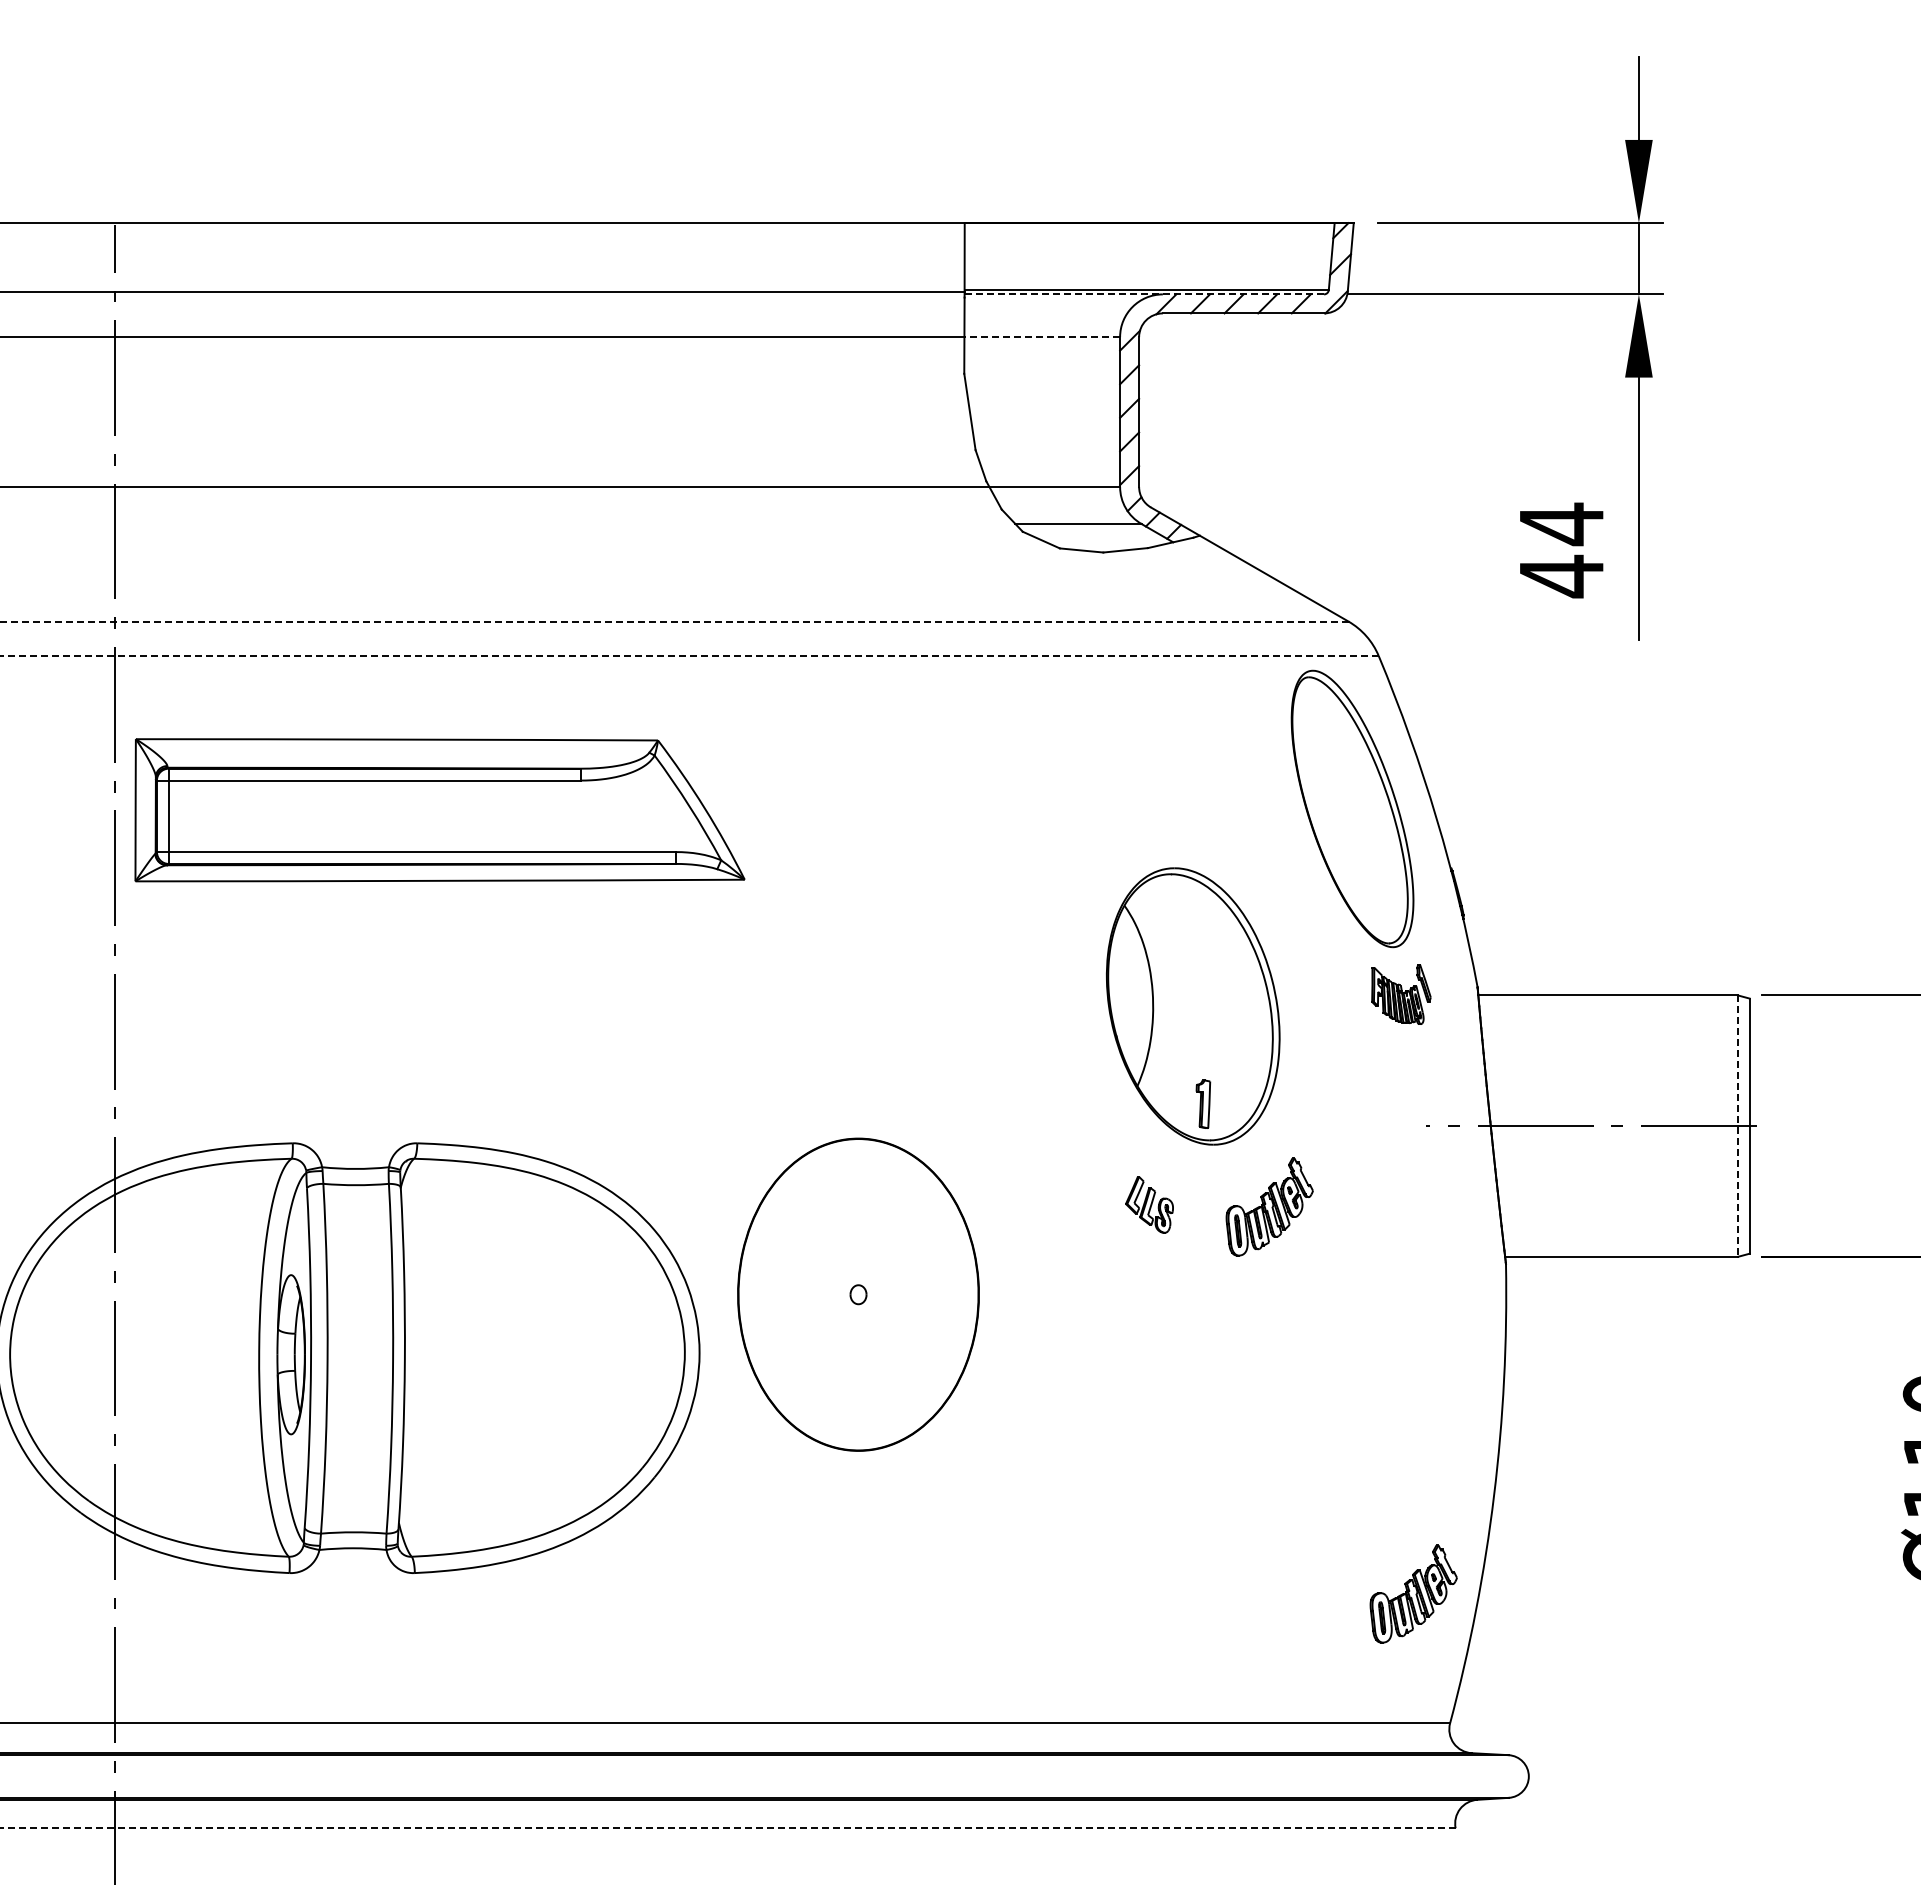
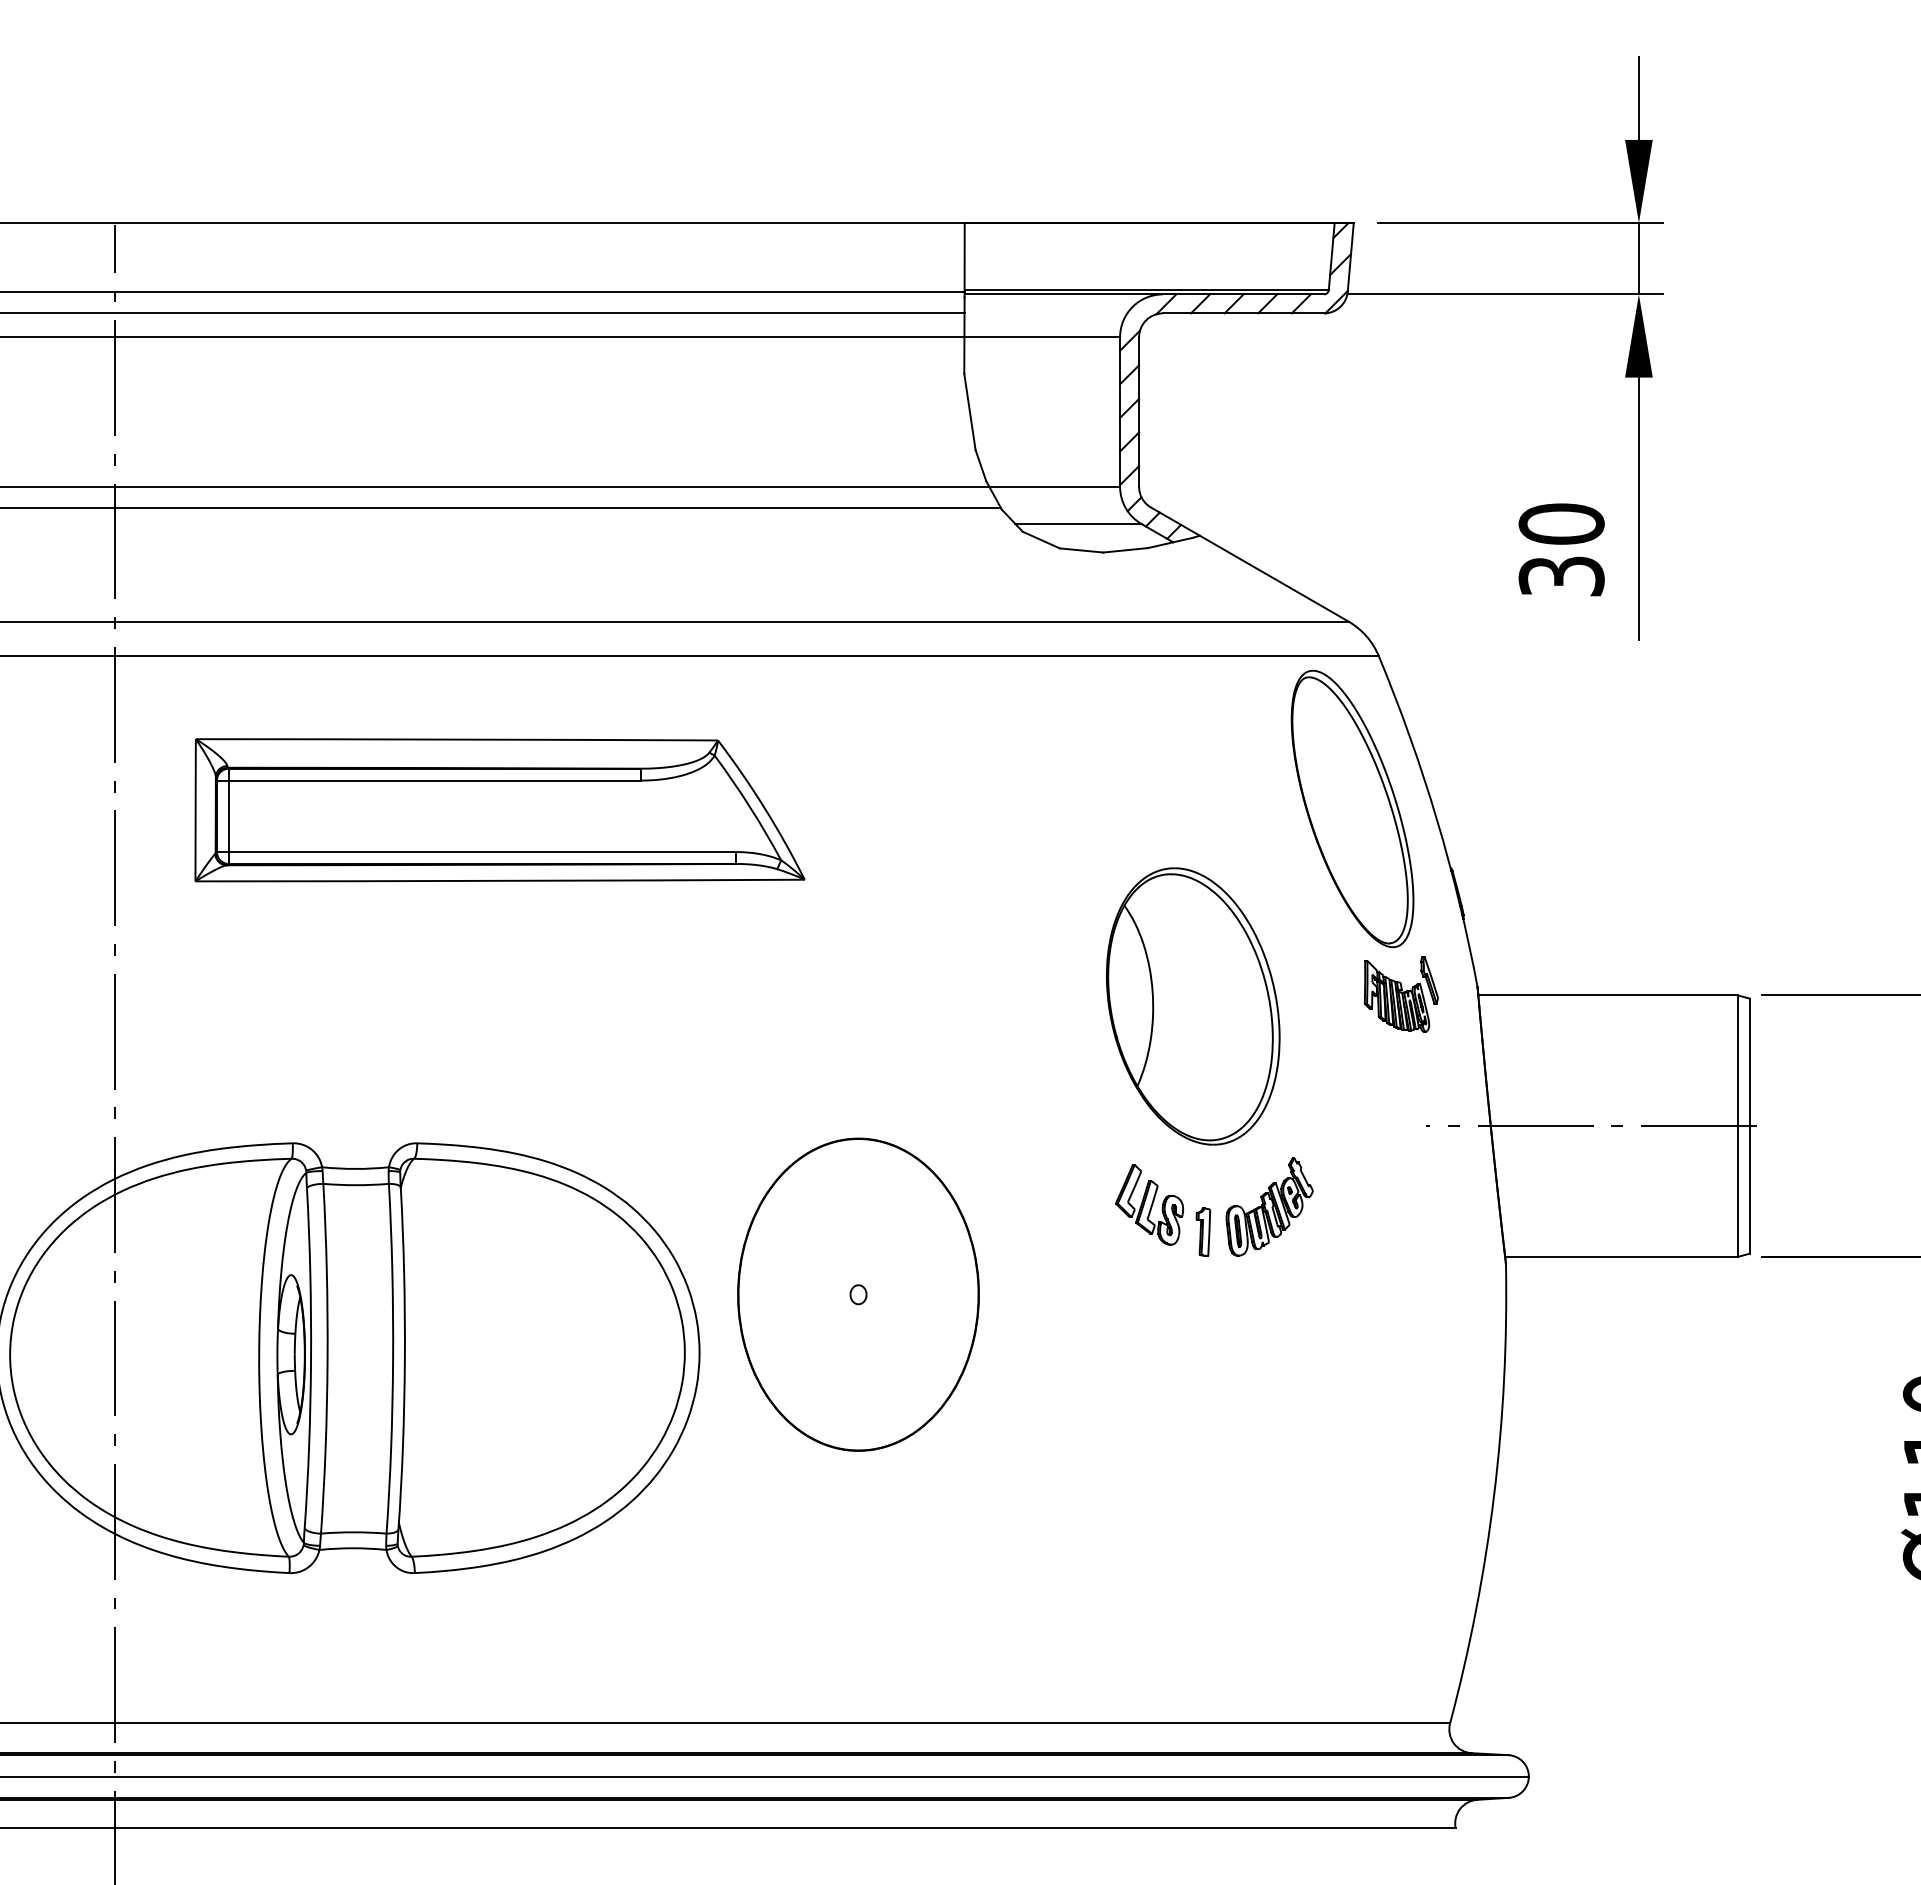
line: dashed -> solid (1144, 294)
line: none -> present (483, 313)
line: dashed -> solid (1042, 337)
line: none -> present (501, 507)
text: 44 -> 30 (1561, 550)
line: dashed -> solid (674, 621)
line: dashed -> solid (689, 655)
part position: (439, 810) -> (499, 810) (499, 810)
part size: 61x61 px -> 75x77 px (1401, 994)
part position: (1203, 1103) -> (1203, 1231) (1203, 1231)
line: dashed -> solid (1737, 1126)
part size: 49x58 px -> 69x82 px (1149, 1204)
part: present -> none (1413, 1593)
line: none -> present (765, 1776)
line: dashed -> solid (727, 1828)
